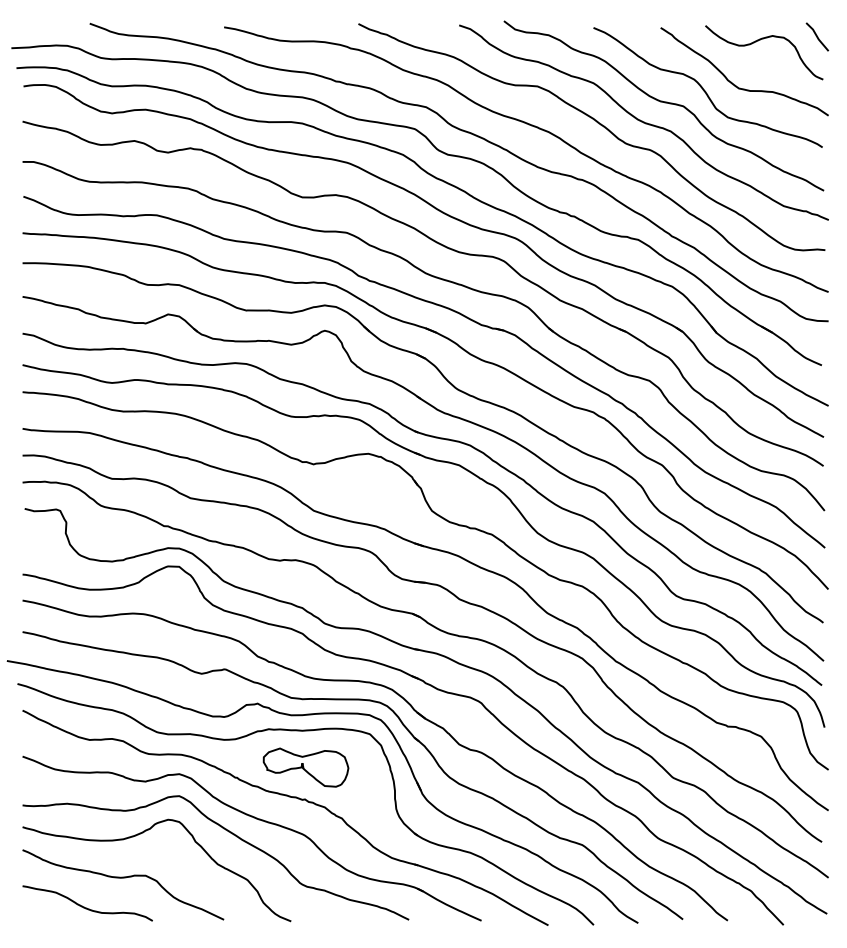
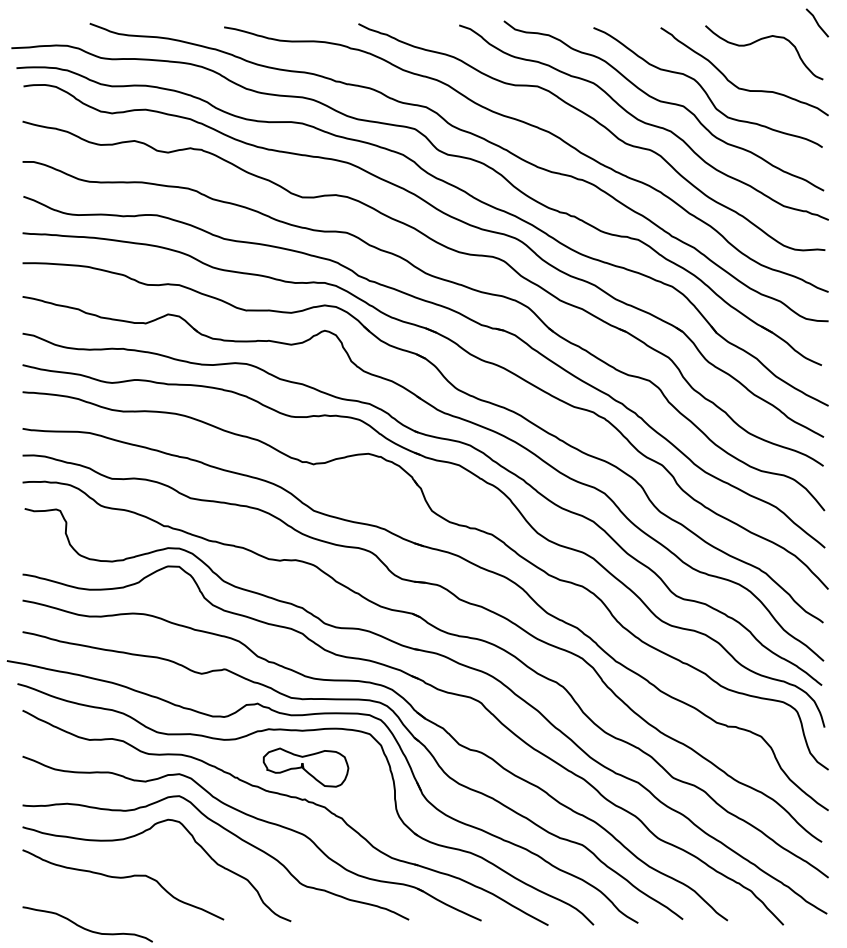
line position: (817, 36) -> (817, 22) (817, 22)
curve position: (86, 907) -> (86, 928) (86, 928)
